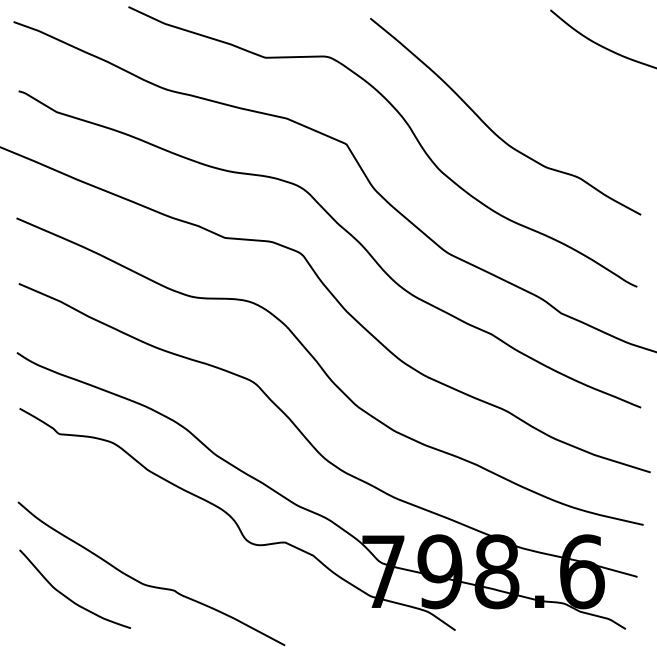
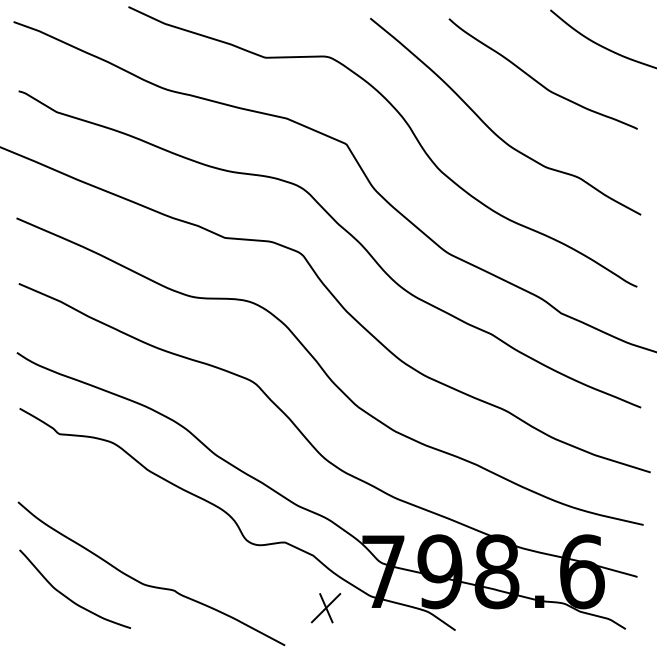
curve: none -> present (537, 80)
part: none -> present (325, 608)
